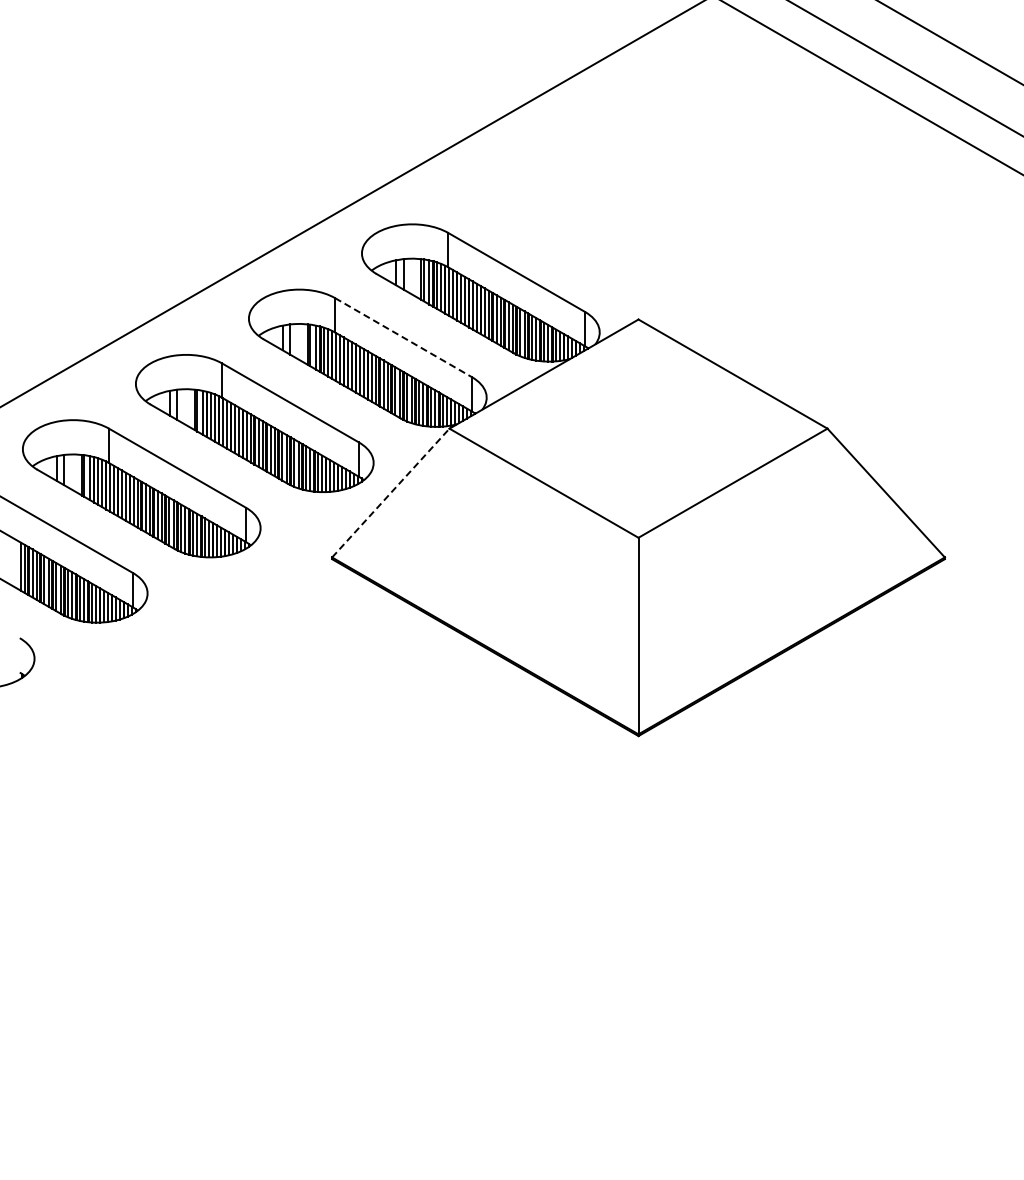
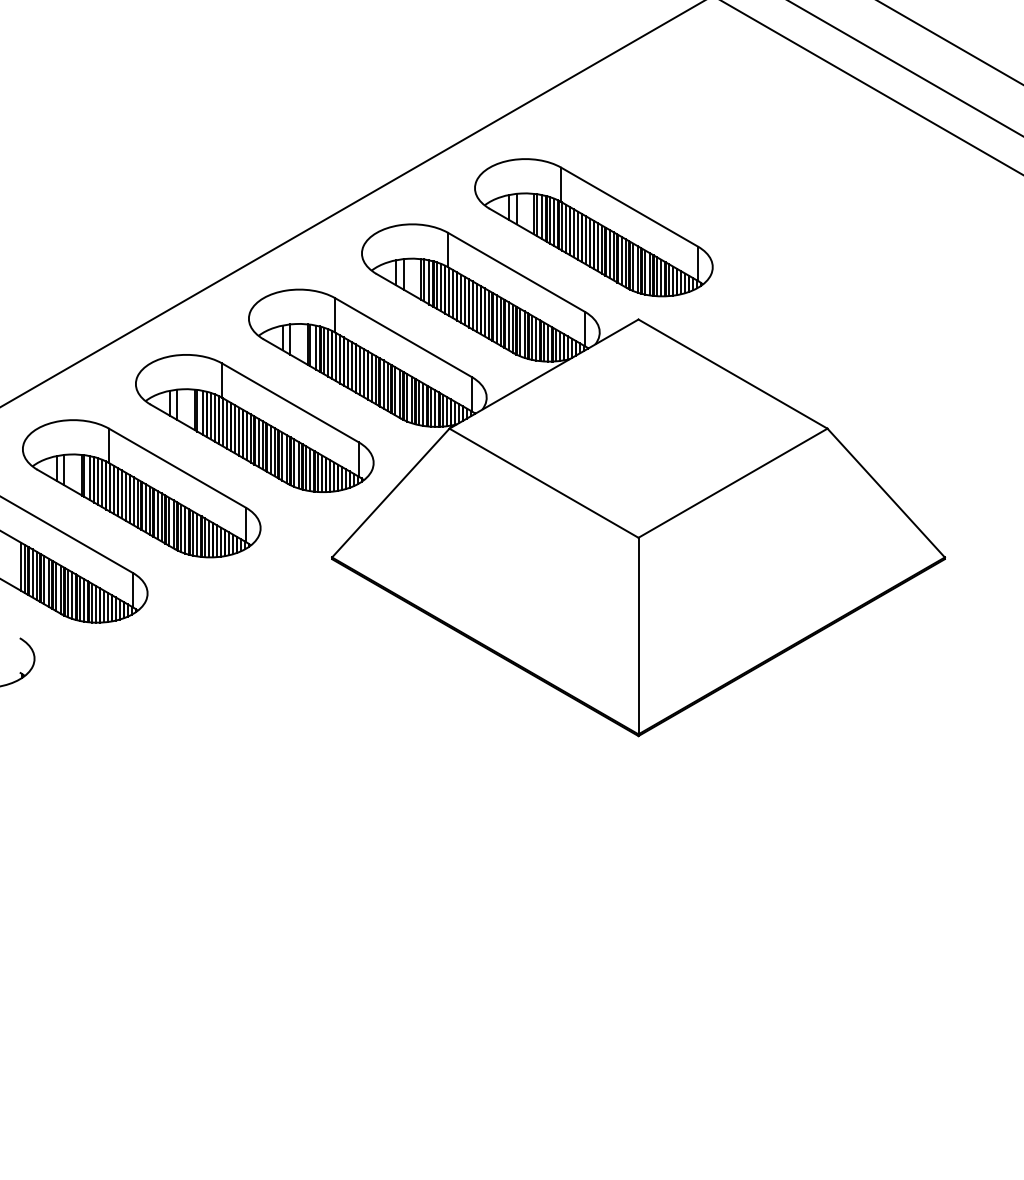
part: none -> present (593, 227)
line: dashed -> solid (403, 337)
line: dashed -> solid (391, 492)
